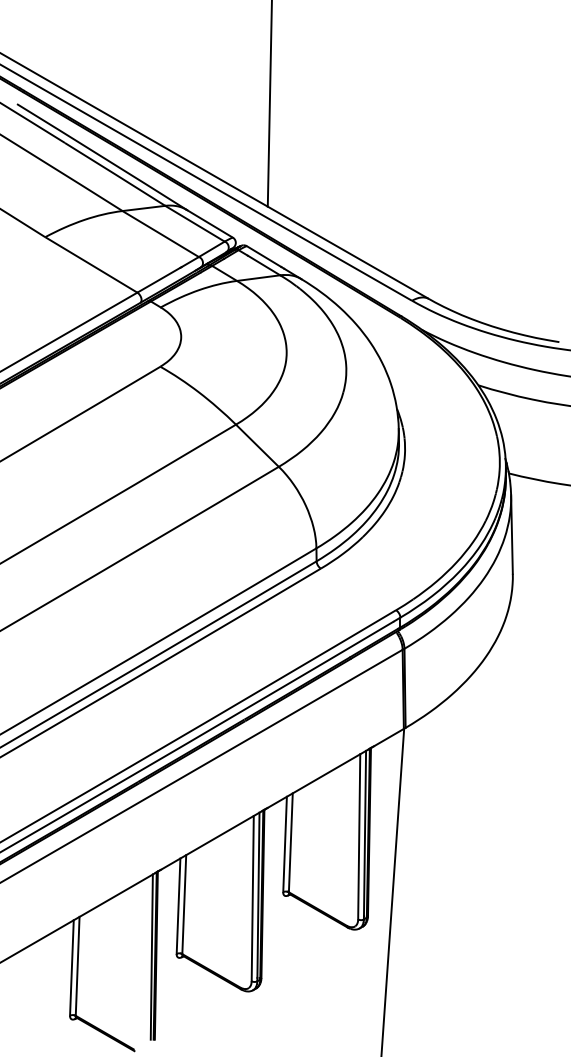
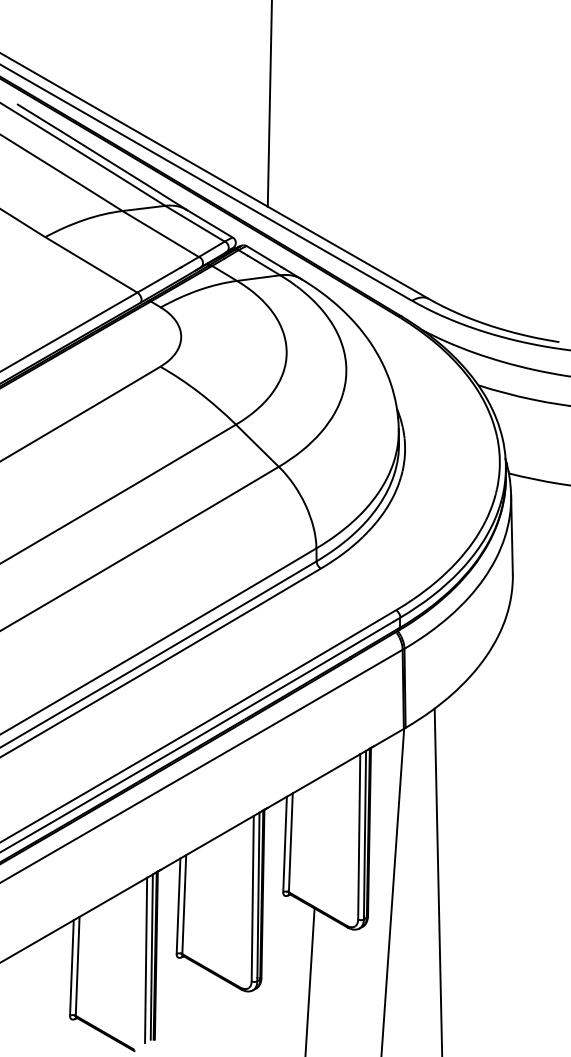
line: none -> present (438, 880)
line: none -> present (146, 959)
line: none -> present (309, 980)
